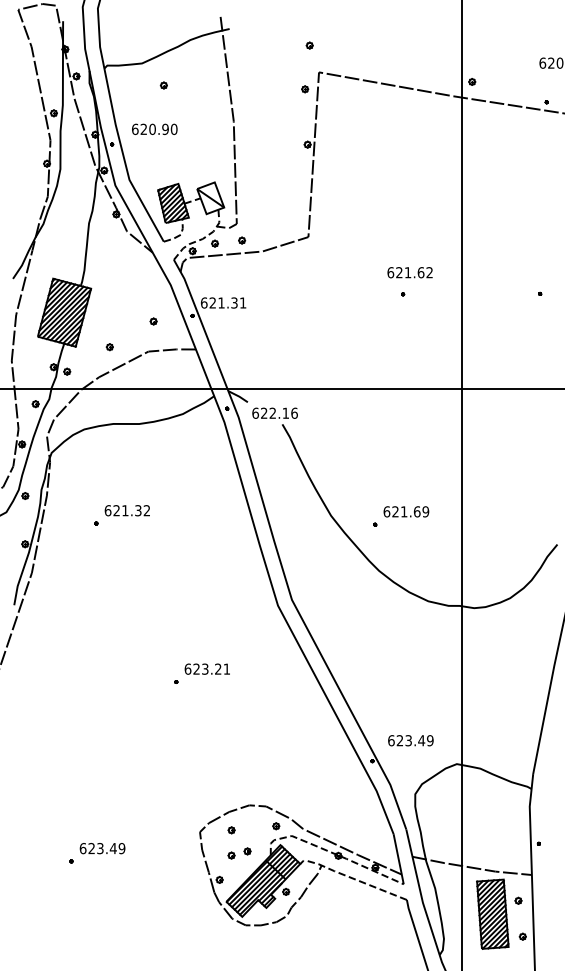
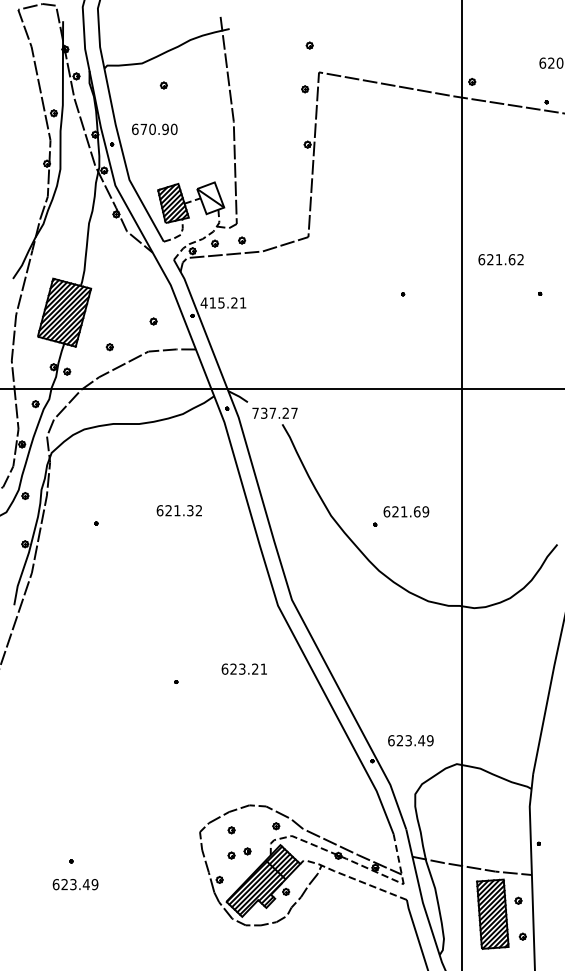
text: 620.90 -> 670.90 (143, 128)
text position: (409, 272) -> (500, 259) (500, 259)
text: 621.31 -> 415.21 (218, 302)
text: 622.16 -> 737.27 (274, 412)
text position: (126, 510) -> (178, 510) (178, 510)
text position: (206, 668) -> (243, 668) (243, 668)
text position: (102, 848) -> (75, 884) (75, 884)
line: solid -> dashed (398, 859)
